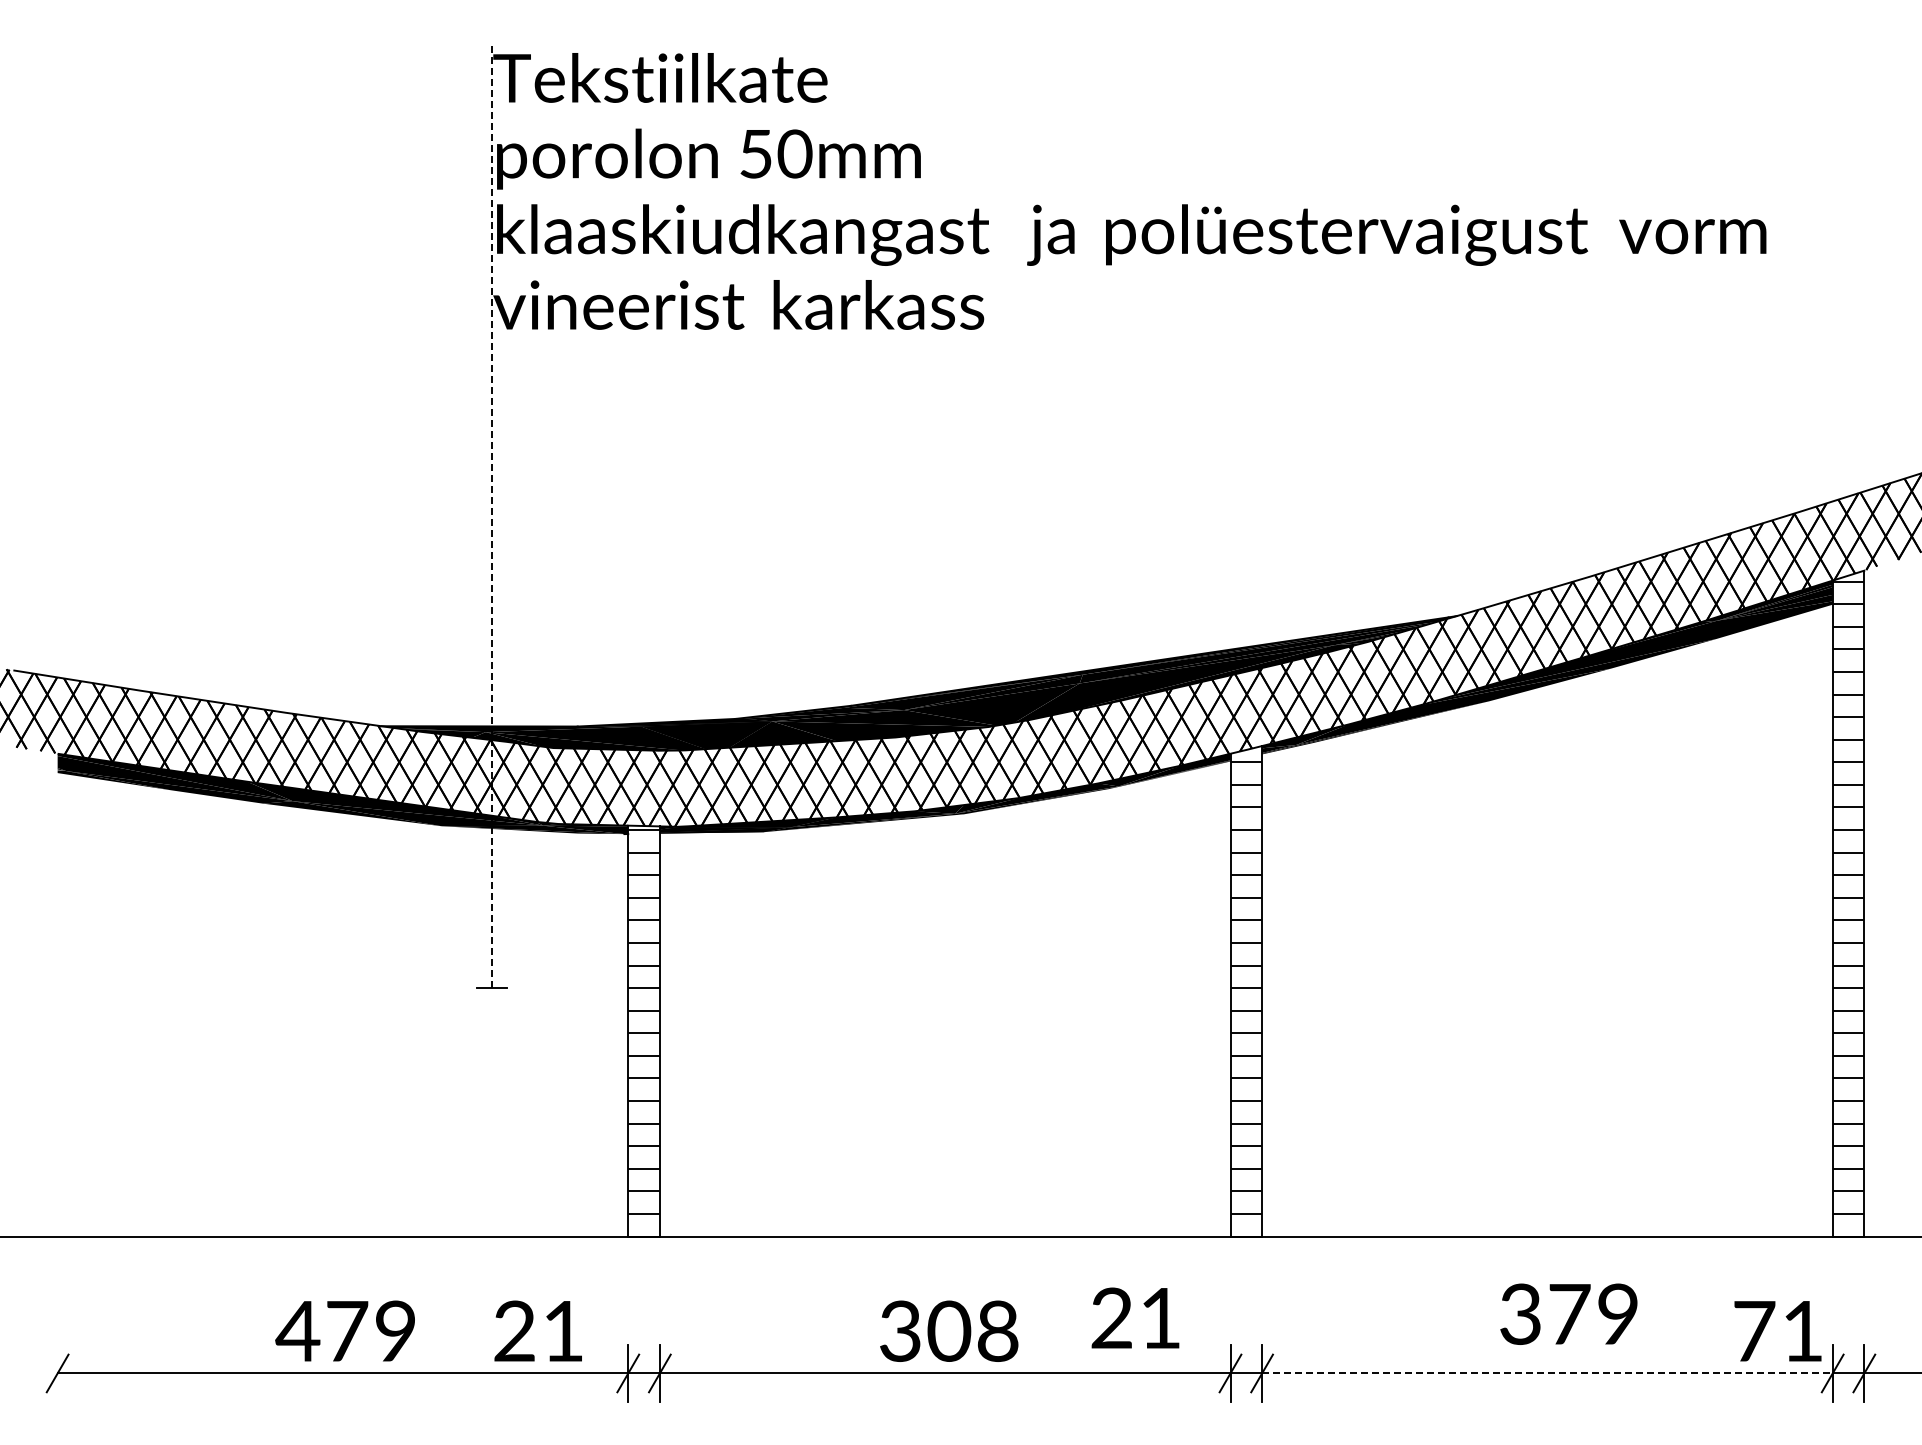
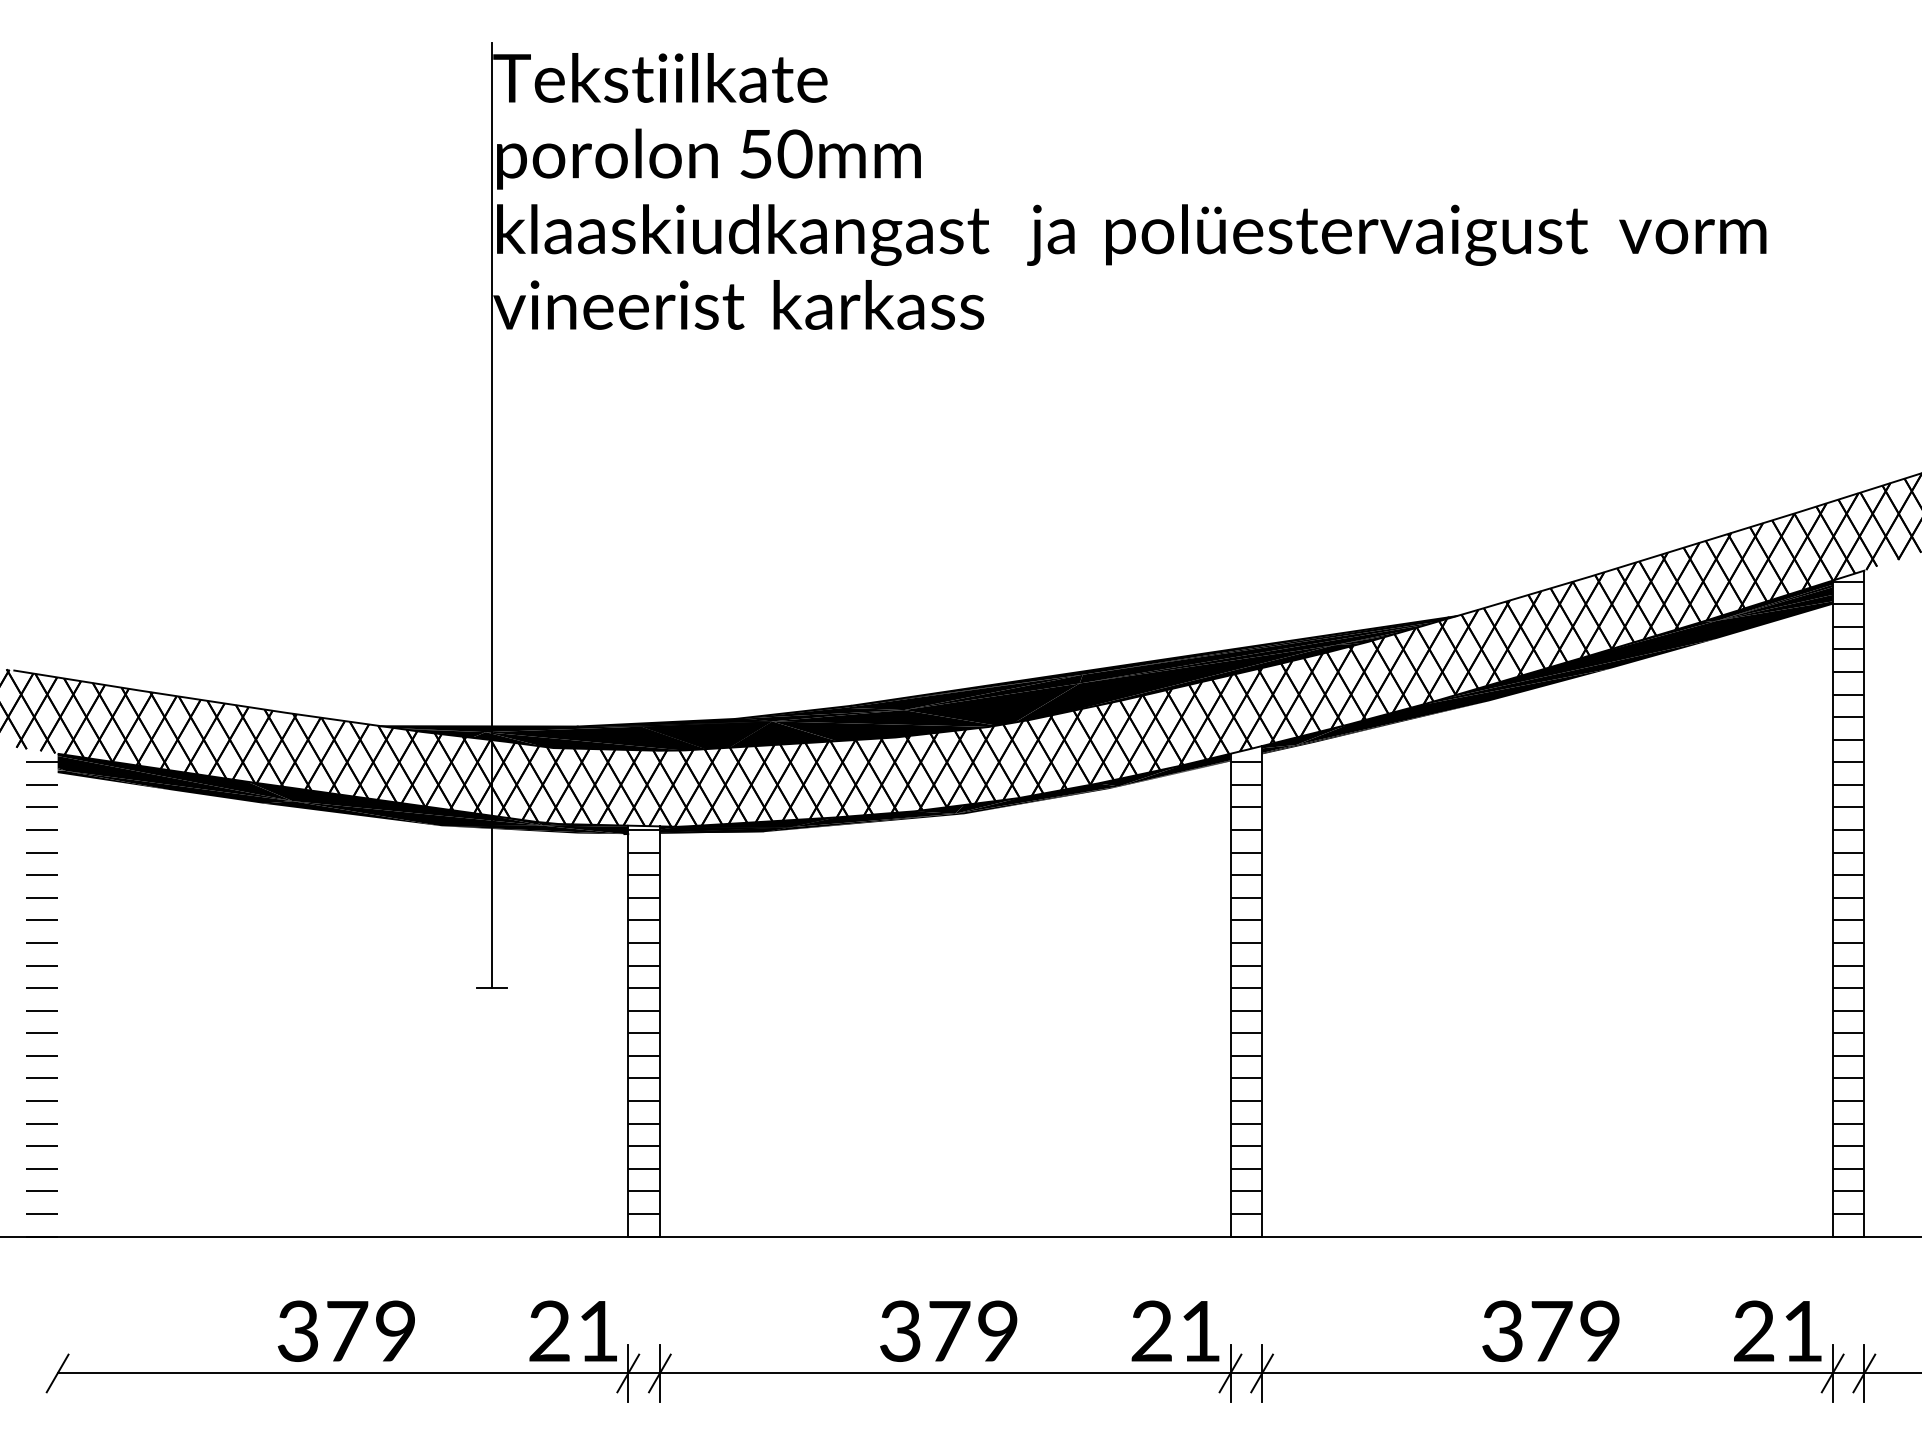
line: dashed -> solid (492, 514)
hatch: none -> present (41, 999)
text position: (1568, 1313) -> (1550, 1330) (1550, 1330)
text position: (1135, 1317) -> (1175, 1330) (1175, 1330)
text: 479 -> 379 (297, 1330)
text position: (537, 1330) -> (572, 1330) (572, 1330)
text: 308 -> 379 (972, 1330)
text: 71 -> 21 (1754, 1330)
line: dashed -> solid (1547, 1373)
